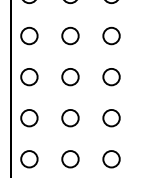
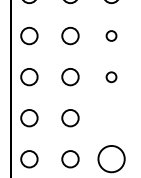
circle size: 19x20 px -> 13x12 px (111, 35)
circle size: 19x19 px -> 13x13 px (111, 77)
circle: present -> none (111, 118)
circle size: 19x19 px -> 29x29 px (111, 159)
